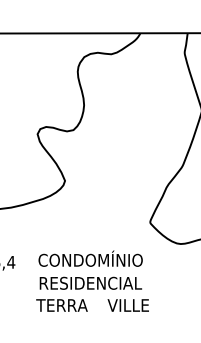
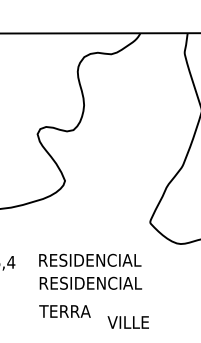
text: CONDOMÍNIO -> RESIDENCIAL (90, 258)
text position: (61, 305) -> (64, 311) (64, 311)
text position: (127, 305) -> (127, 322) (127, 322)
